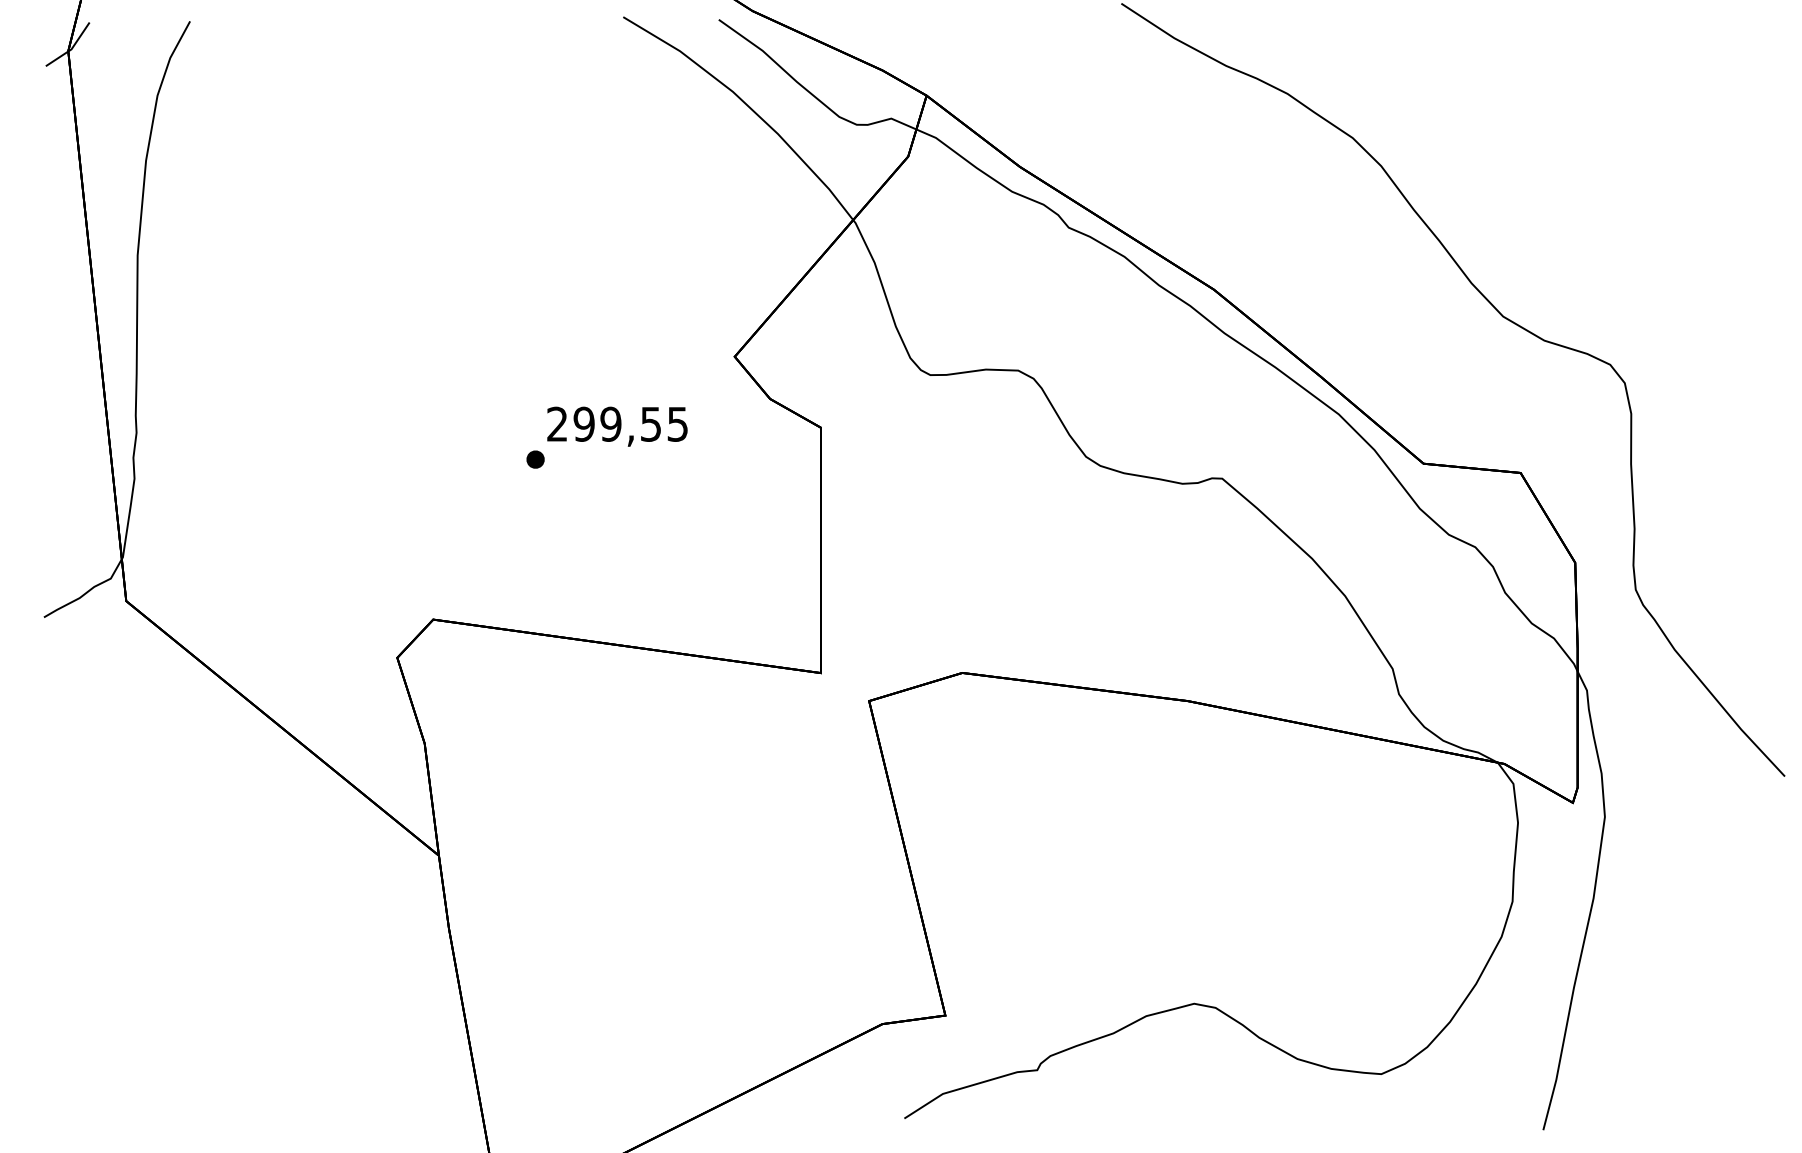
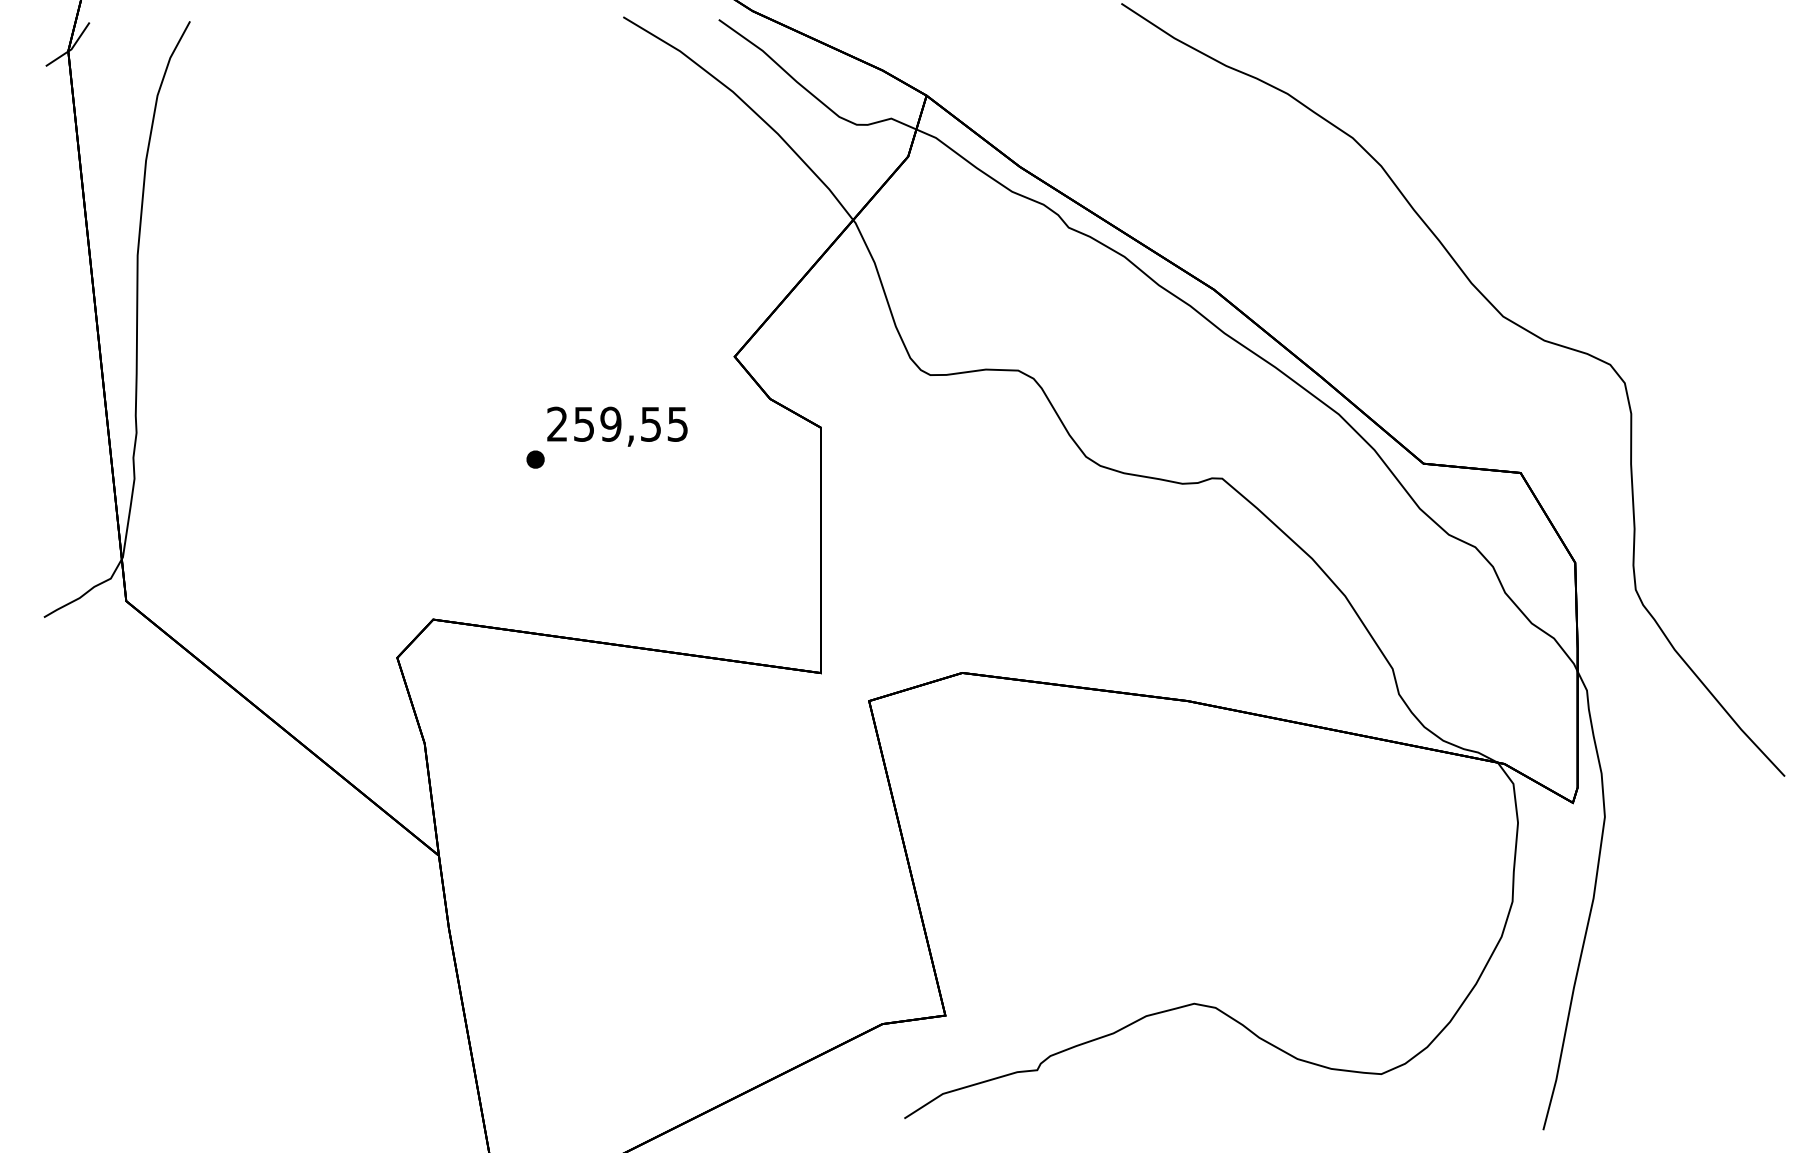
text: 299,55 -> 259,55 (583, 423)
